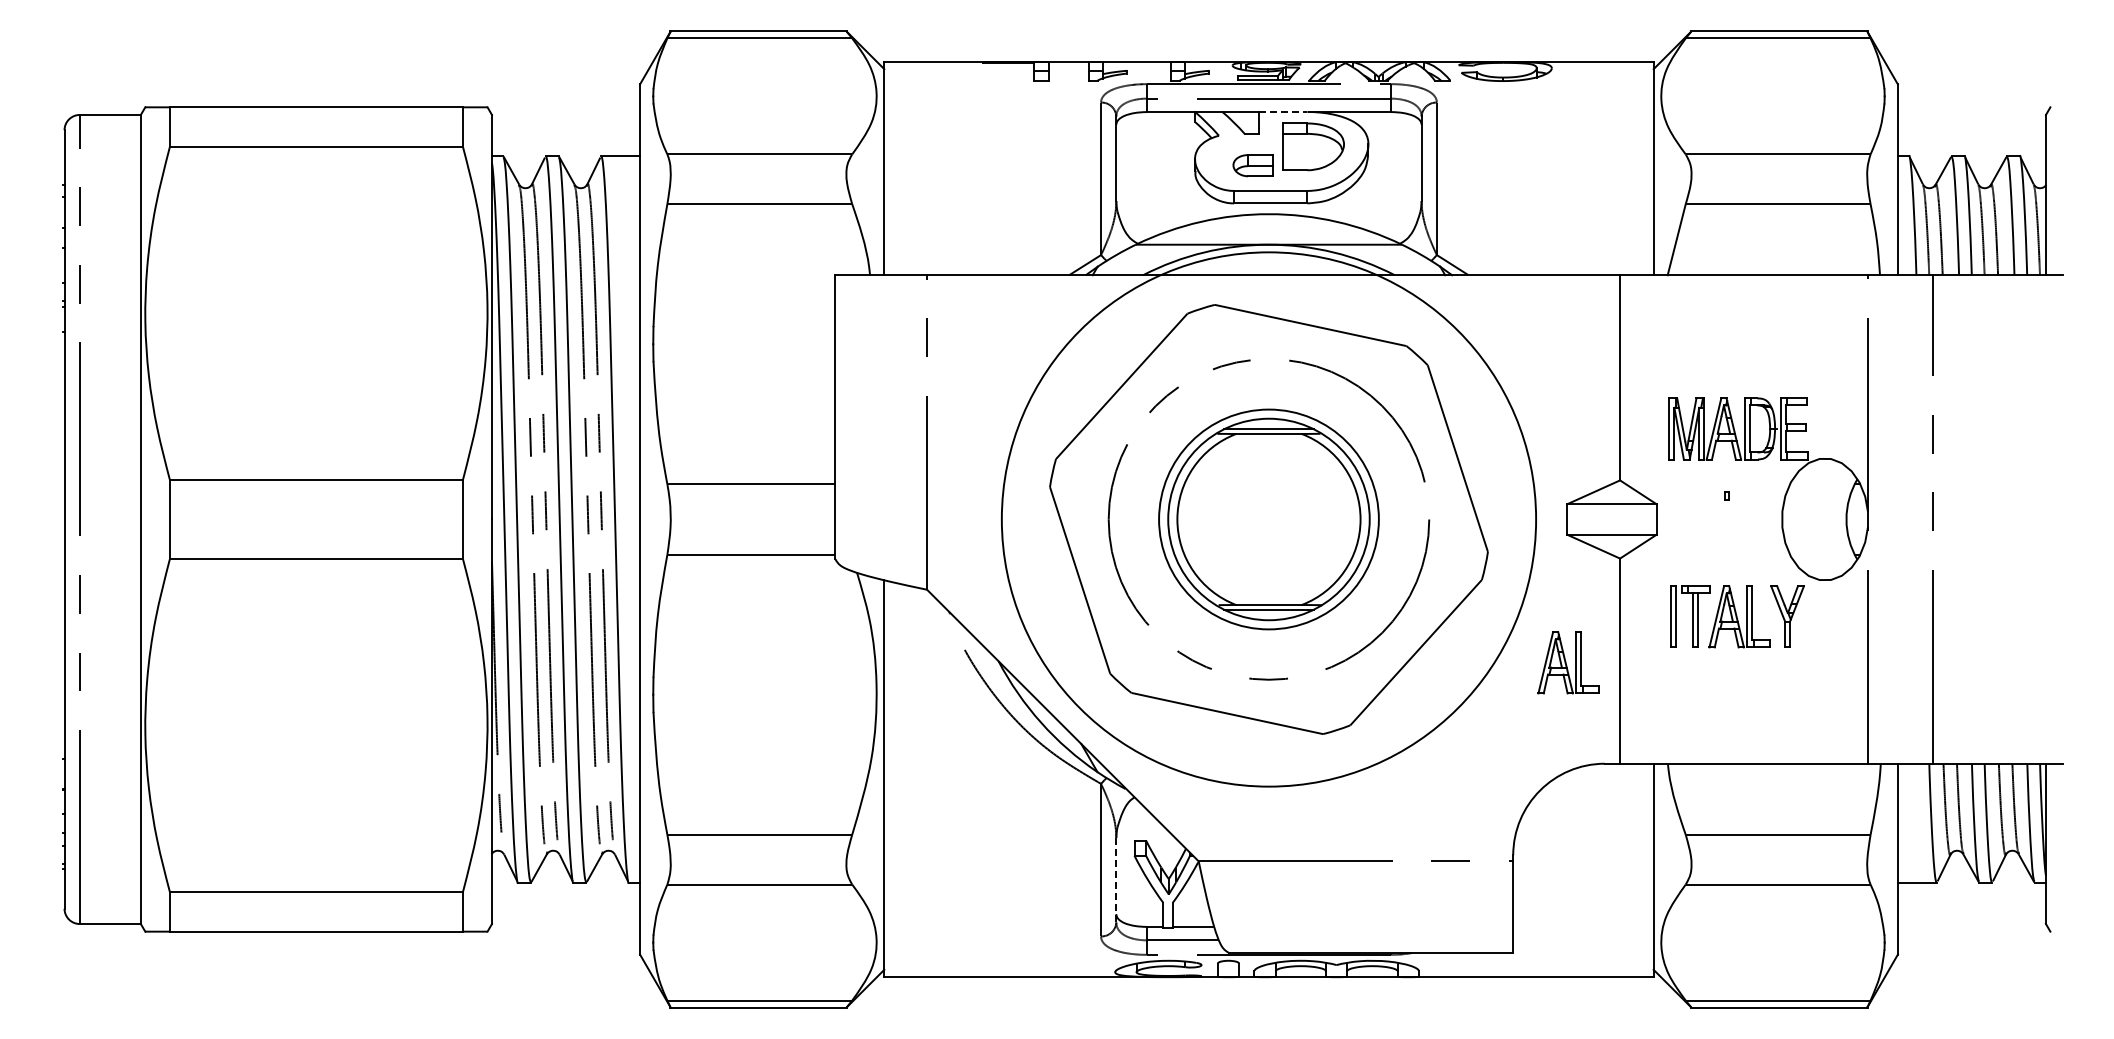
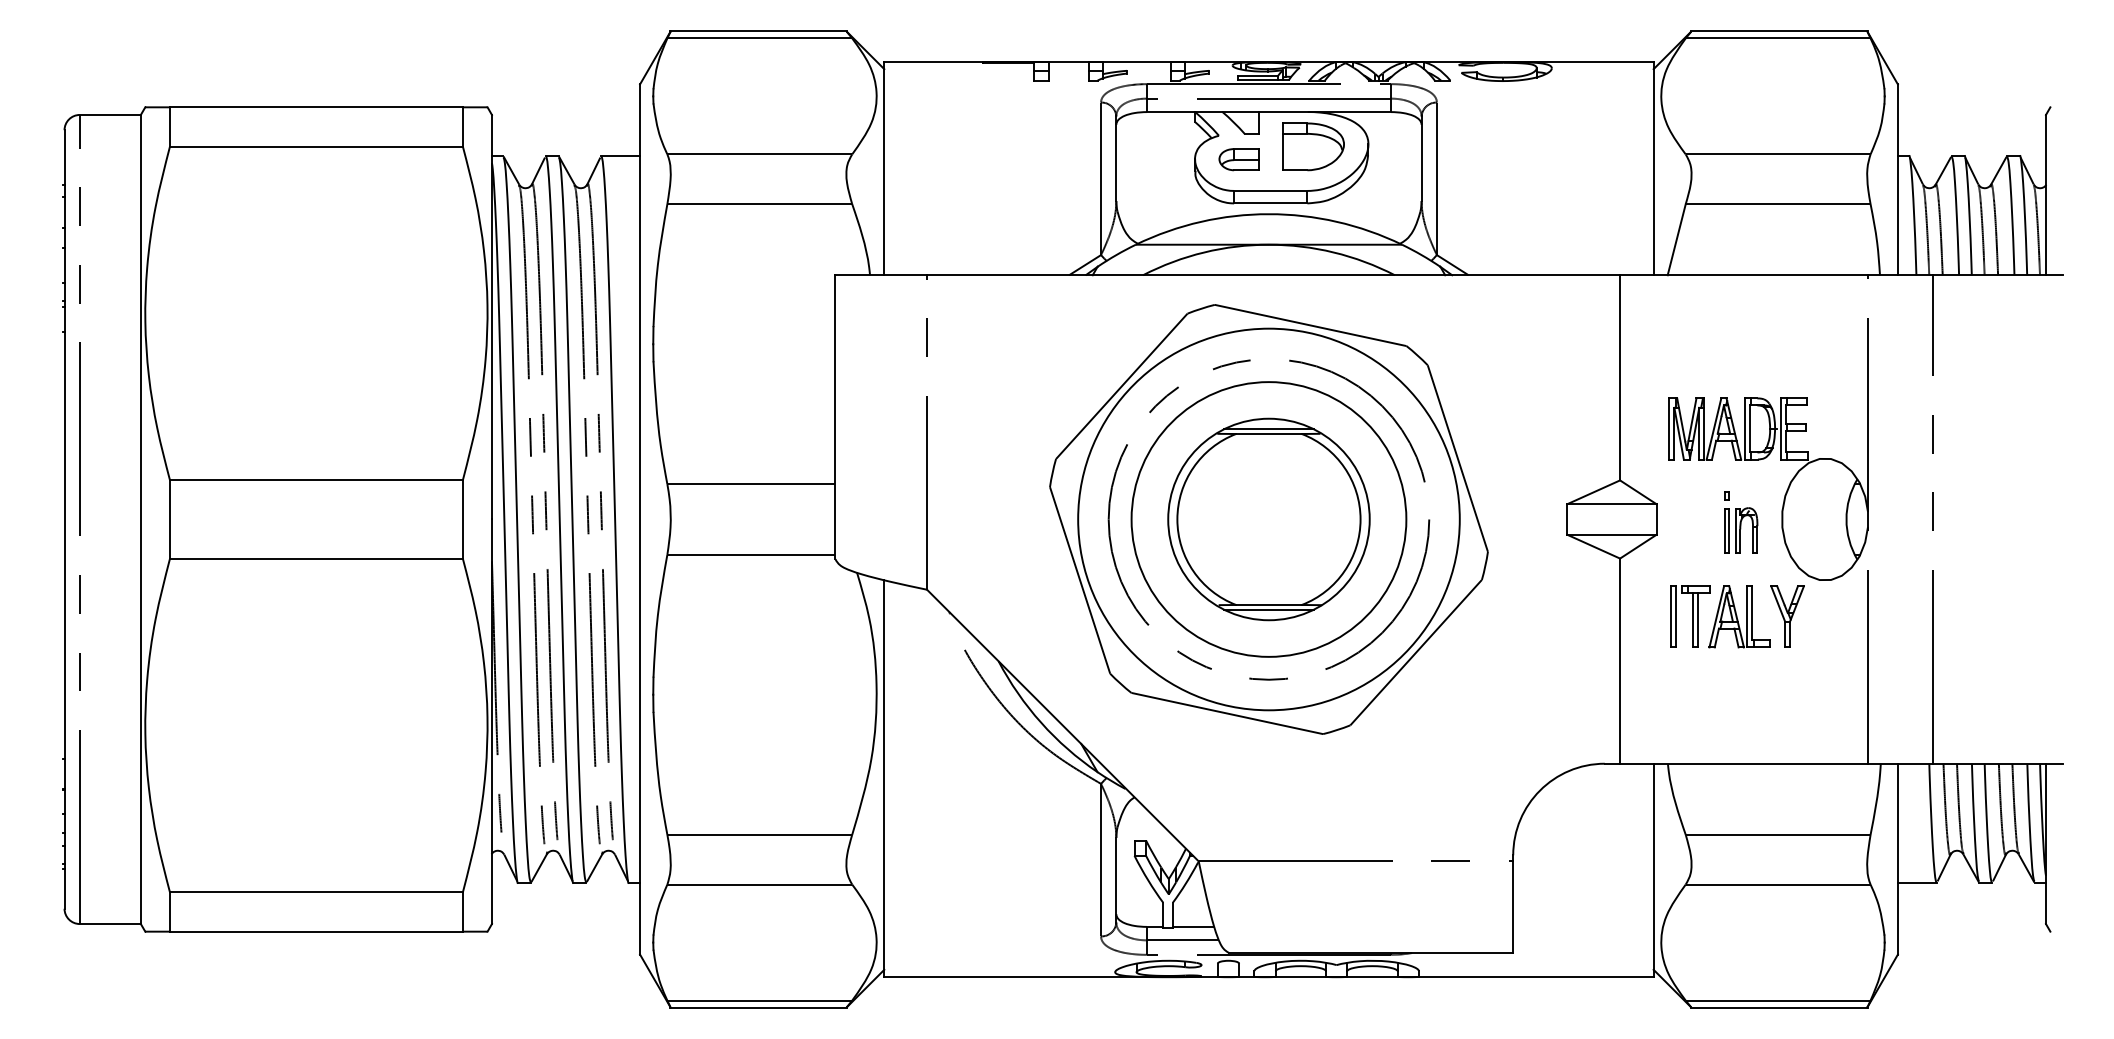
line: dashed -> solid (1283, 112)
part position: (1252, 165) -> (1238, 159) (1238, 159)
circle diameter: 220 px -> 275 px (1268, 519)
circle diameter: 534 px -> 382 px (1268, 519)
part: none -> present (1741, 530)
part: present -> none (1568, 662)
line: dashed -> solid (1116, 880)
